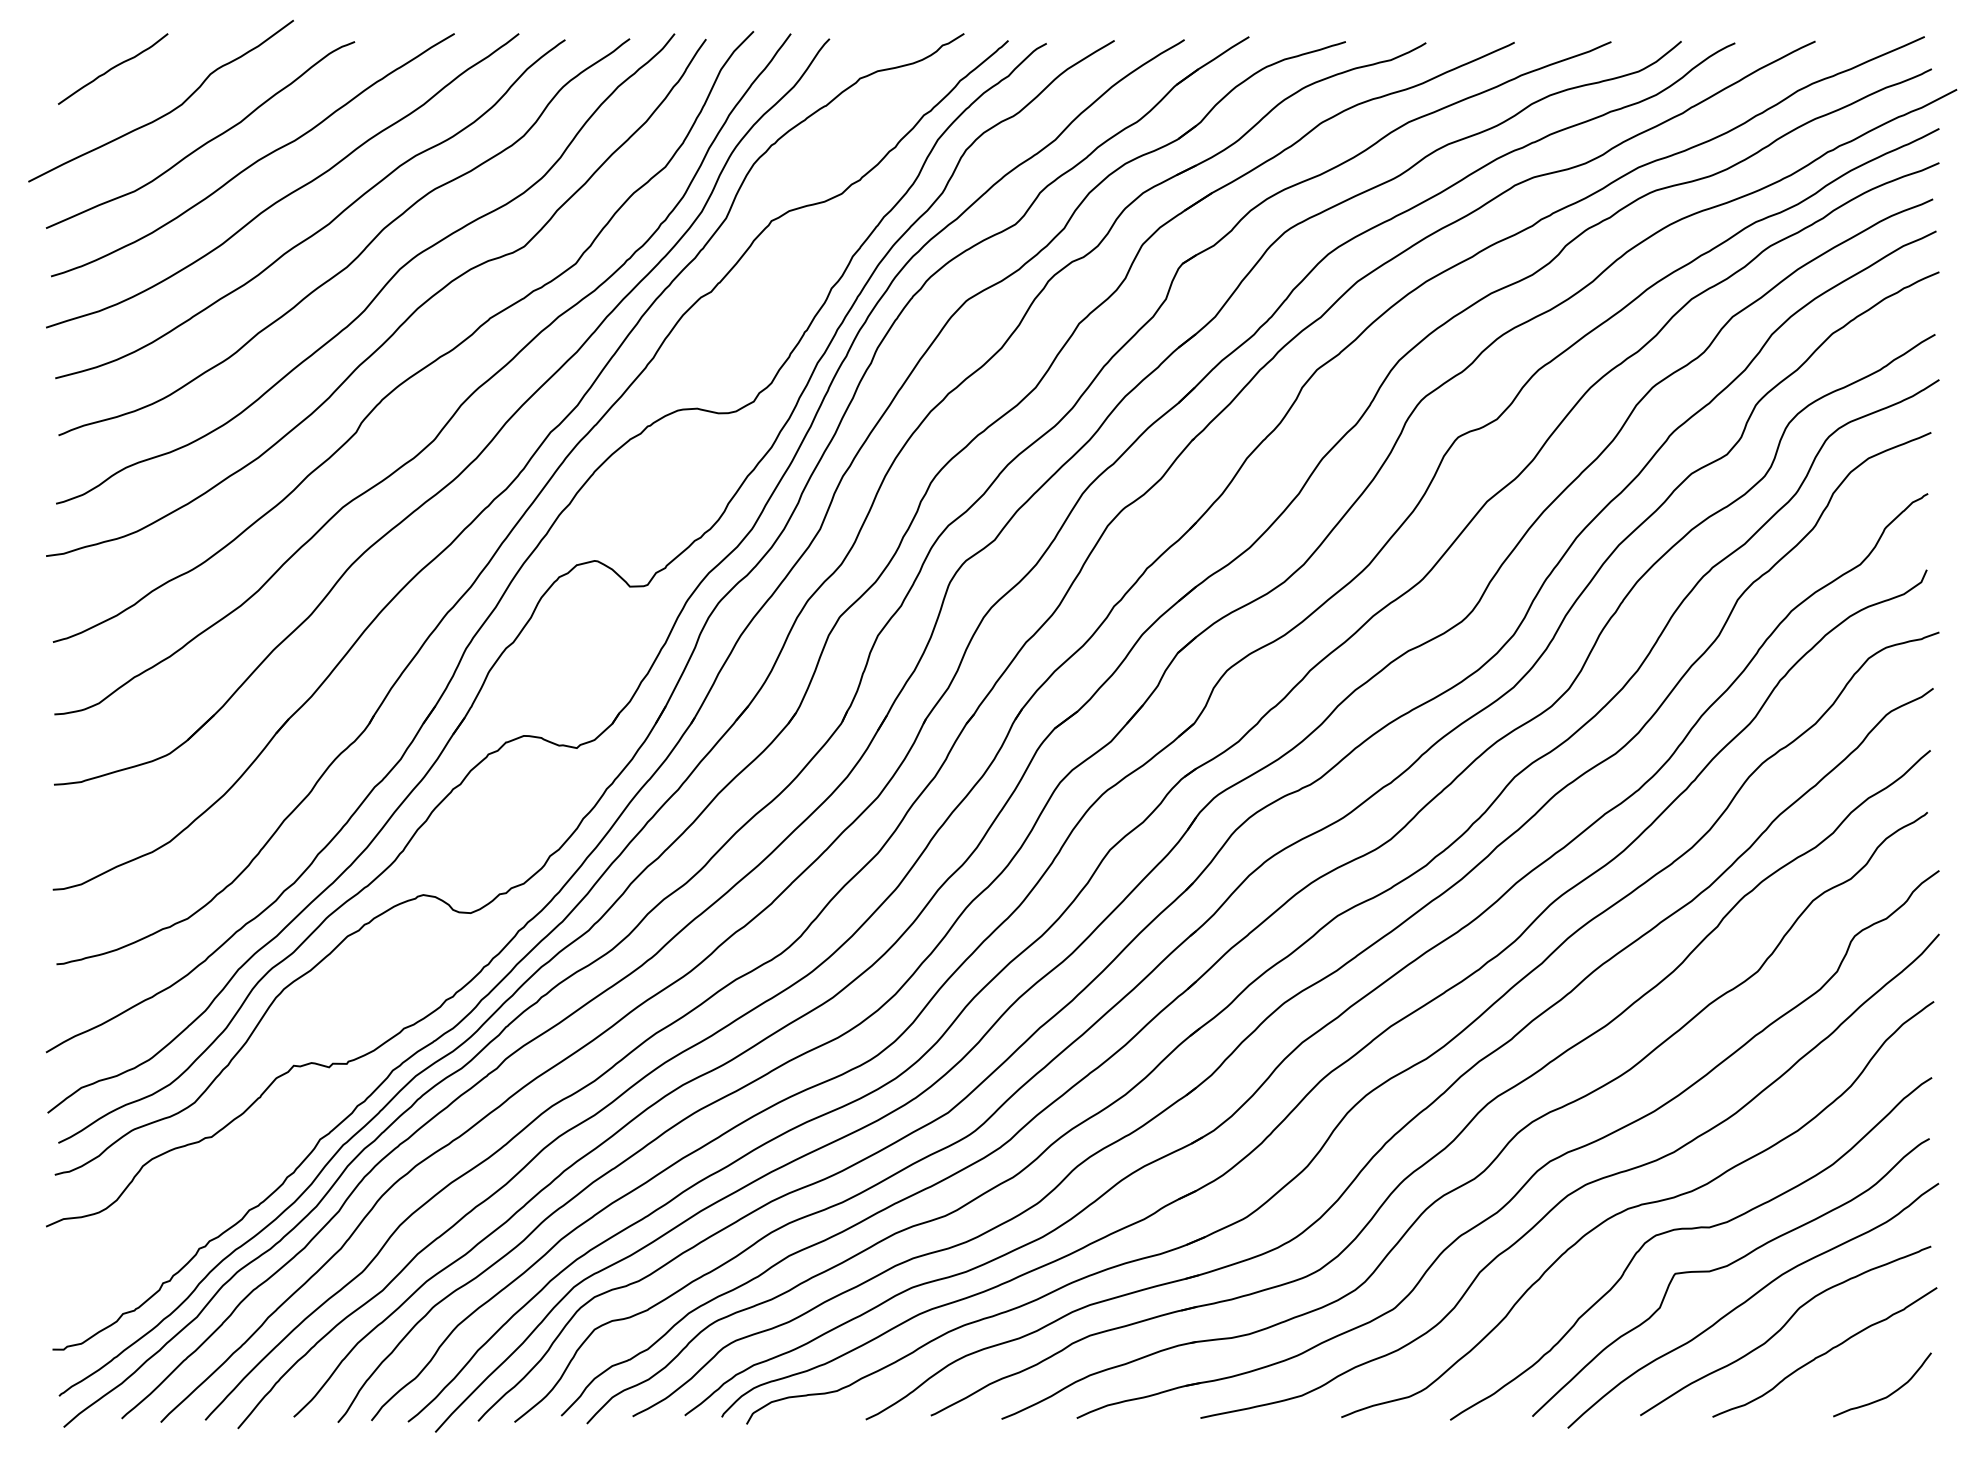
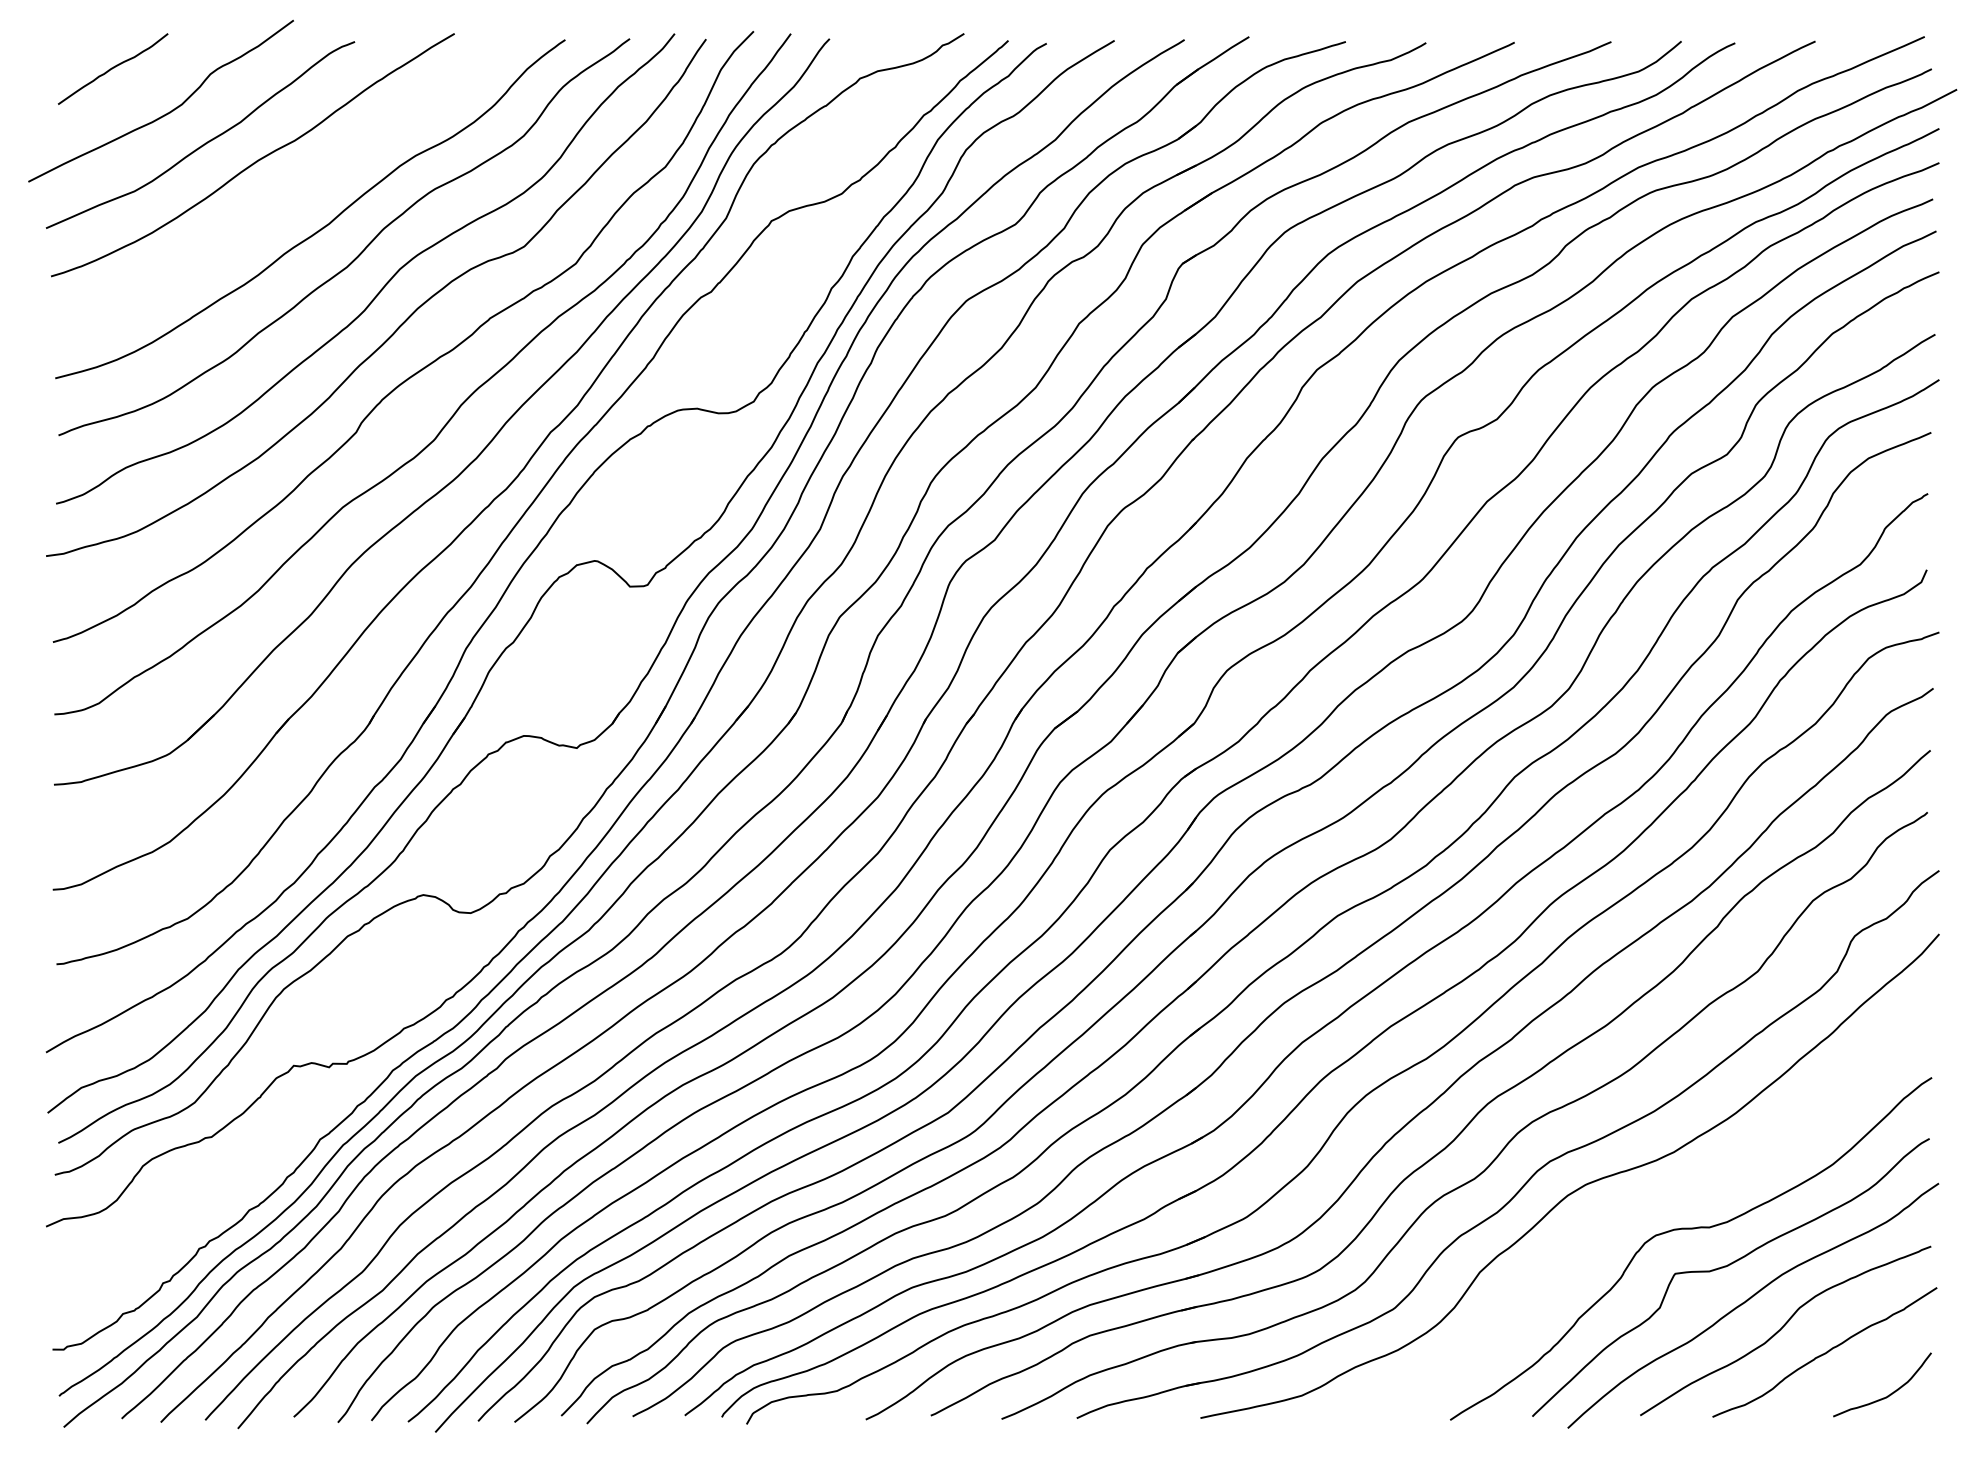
curve: present -> none (288, 193)
curve: present -> none (1637, 1207)
